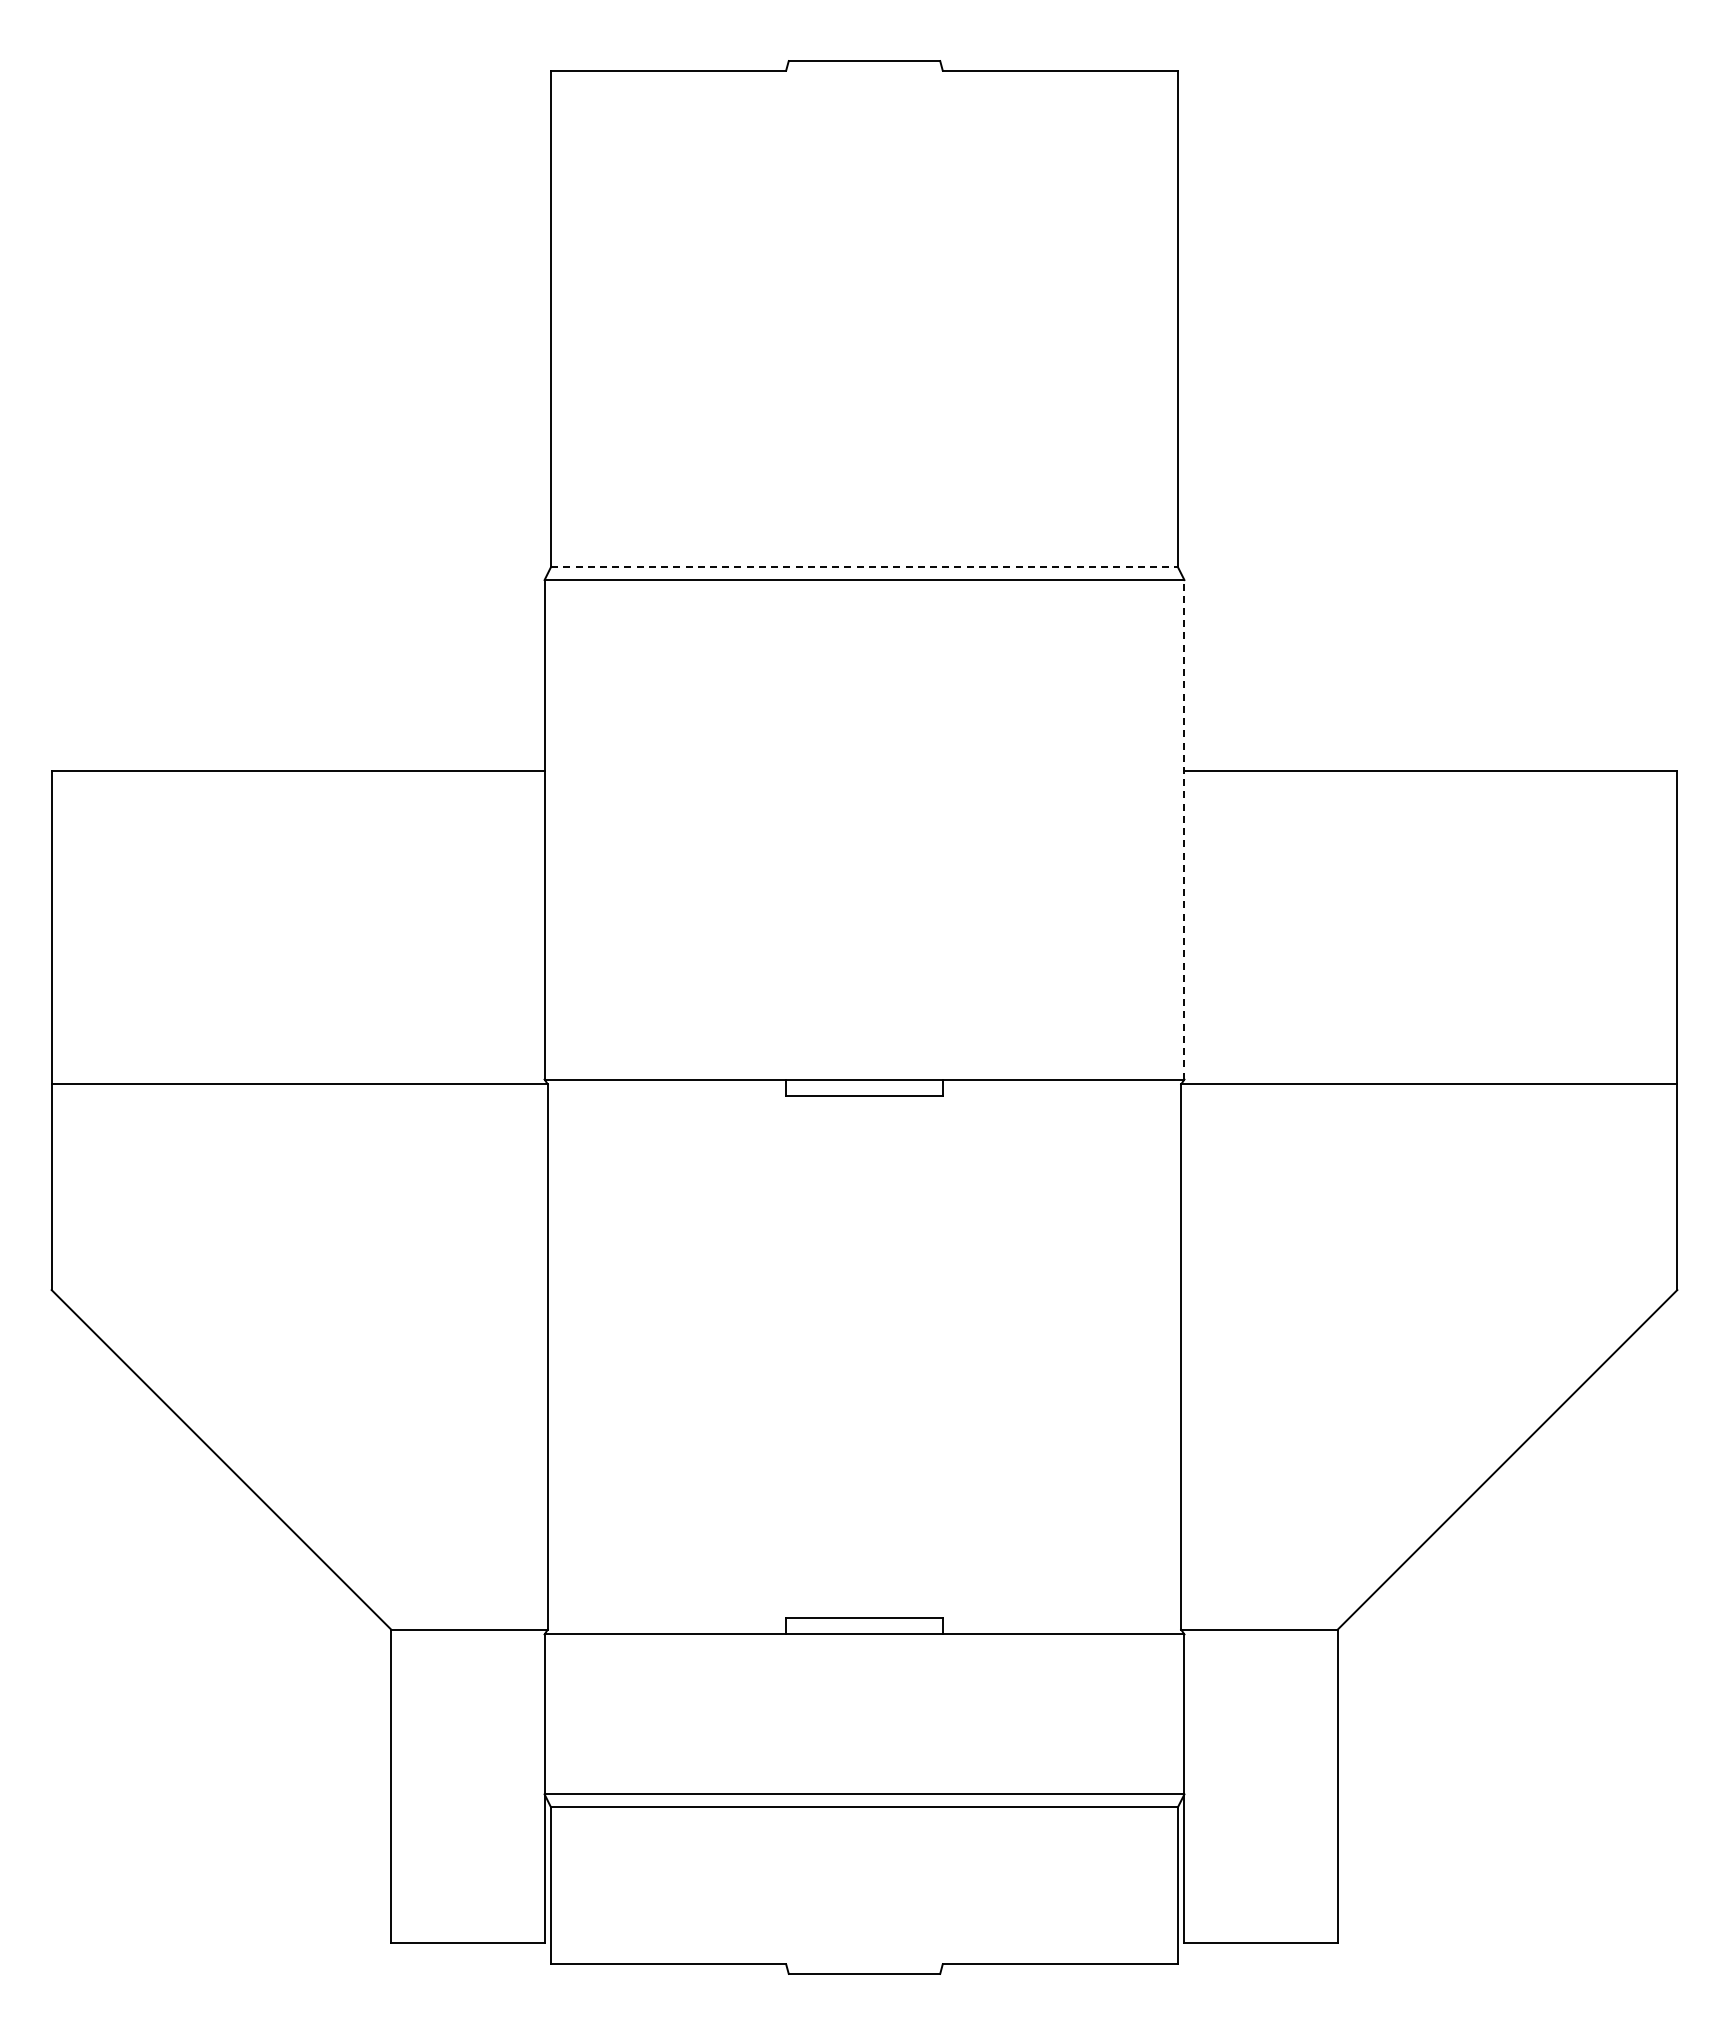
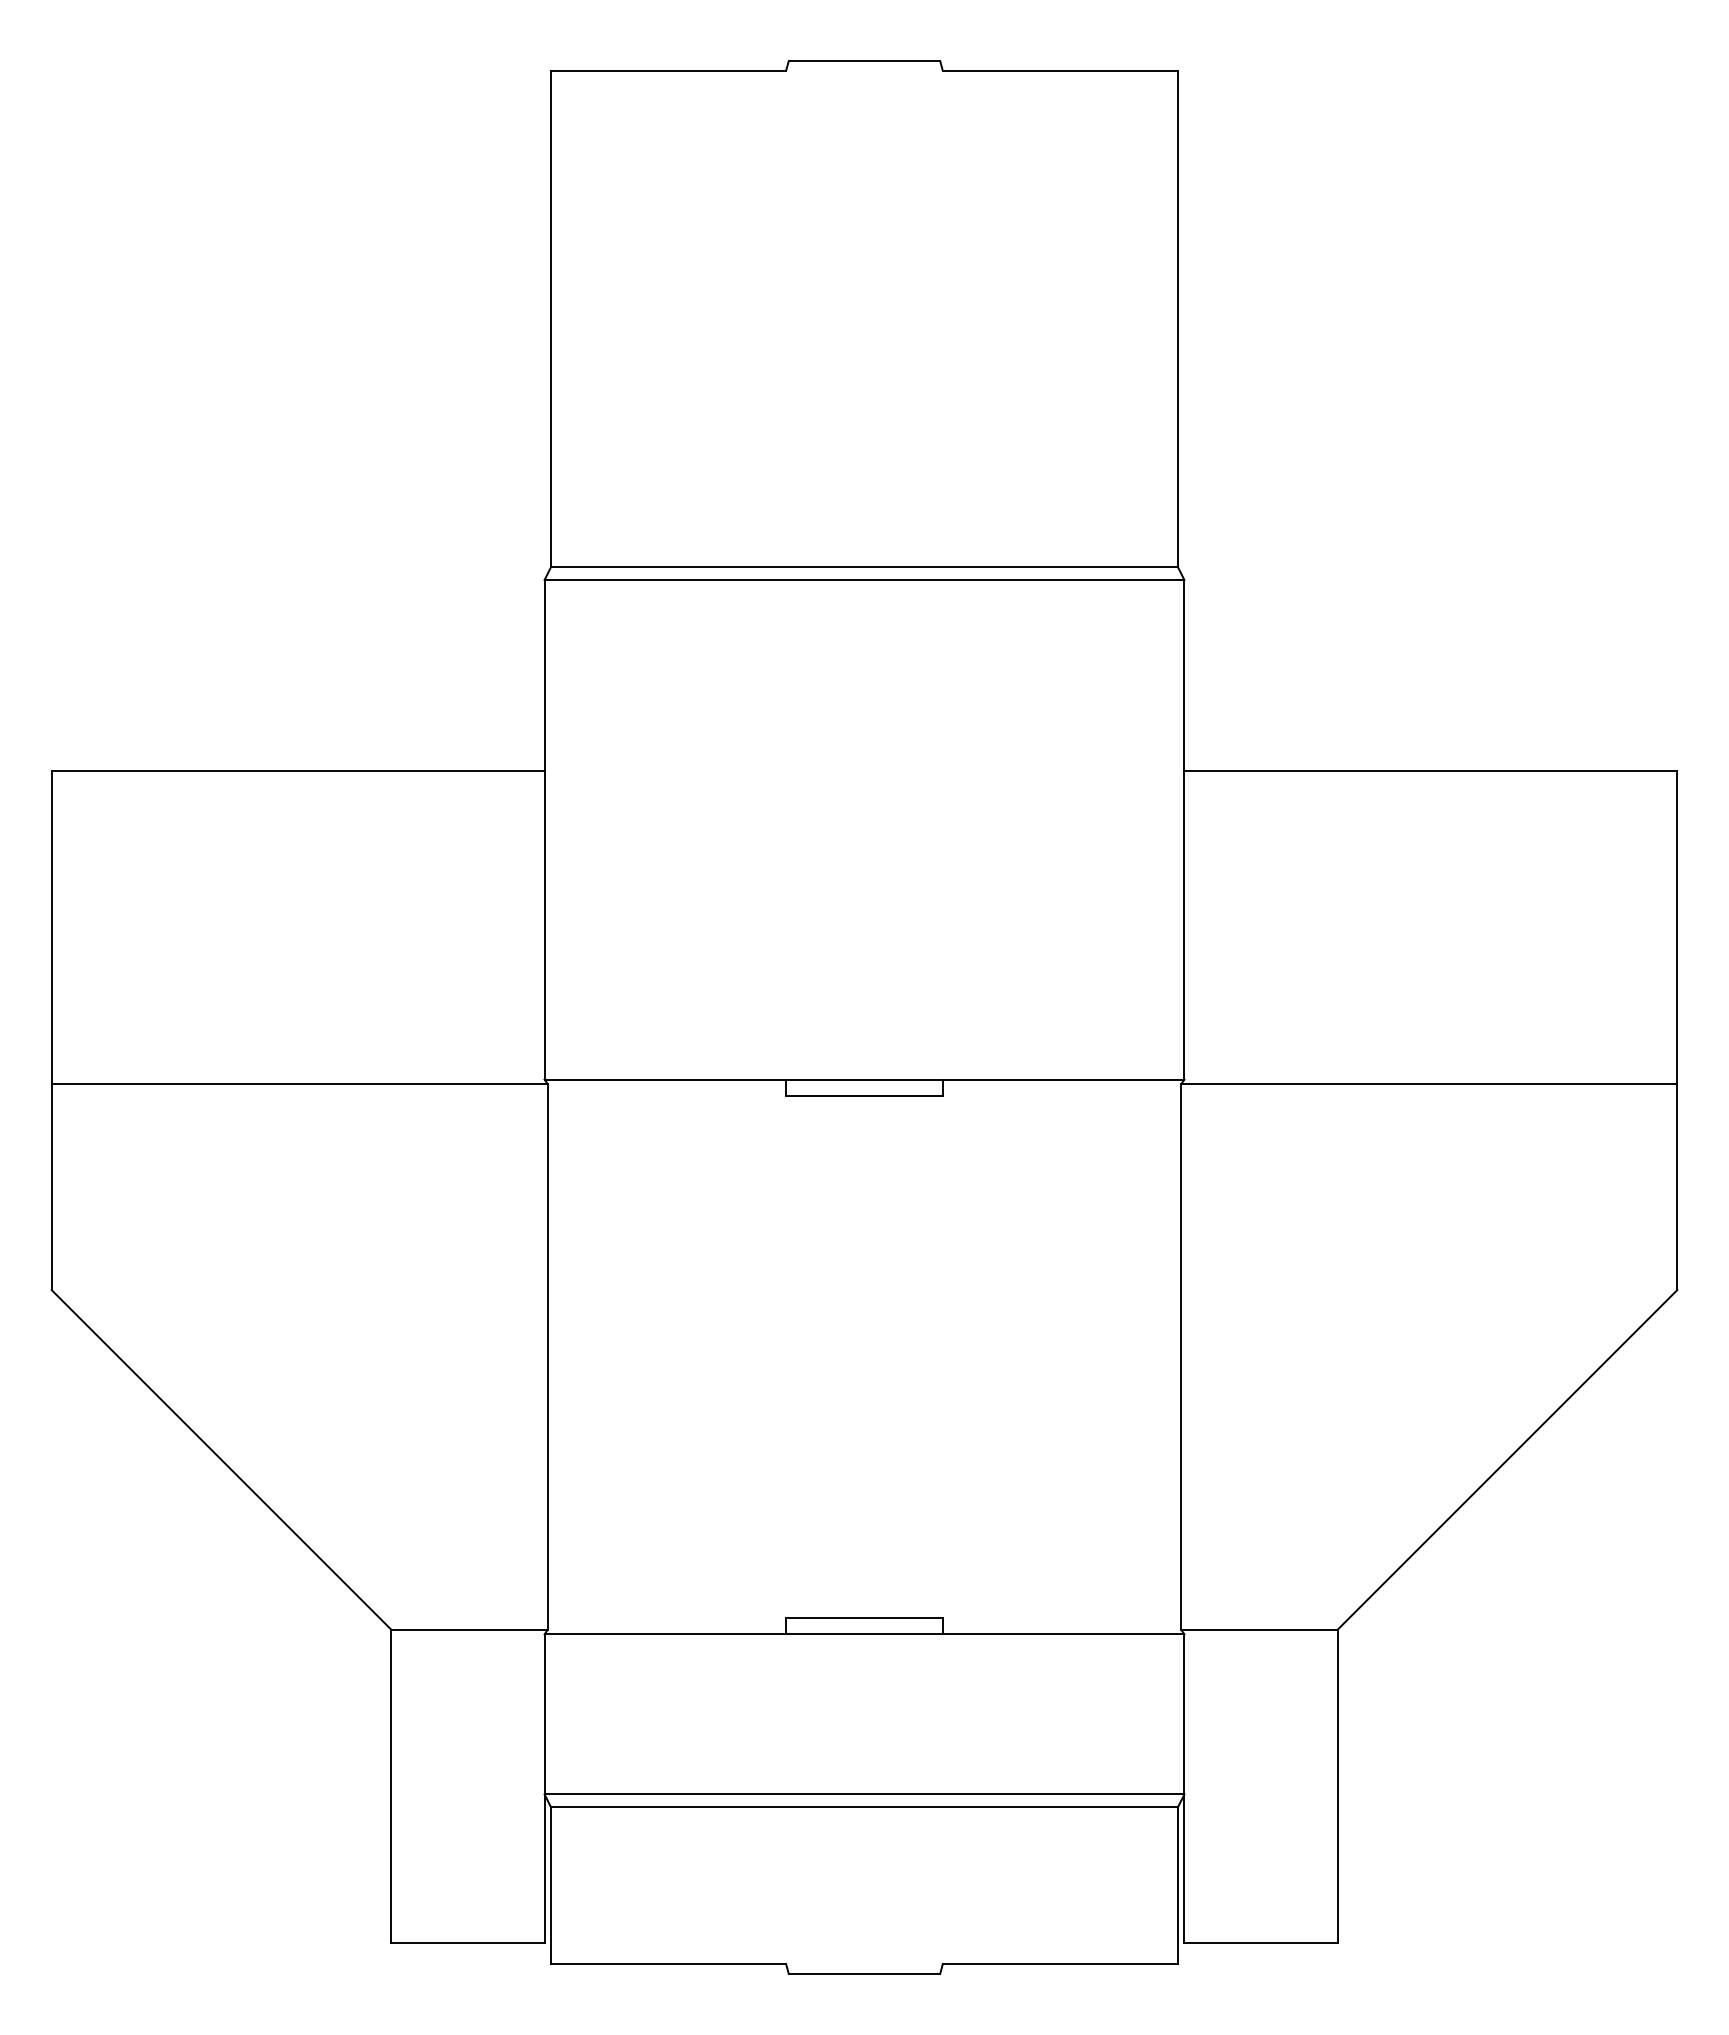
line: dashed -> solid (864, 566)
line: dashed -> solid (1184, 829)
